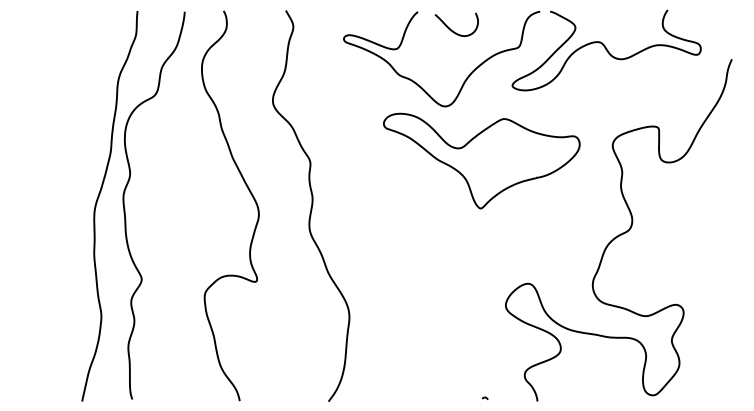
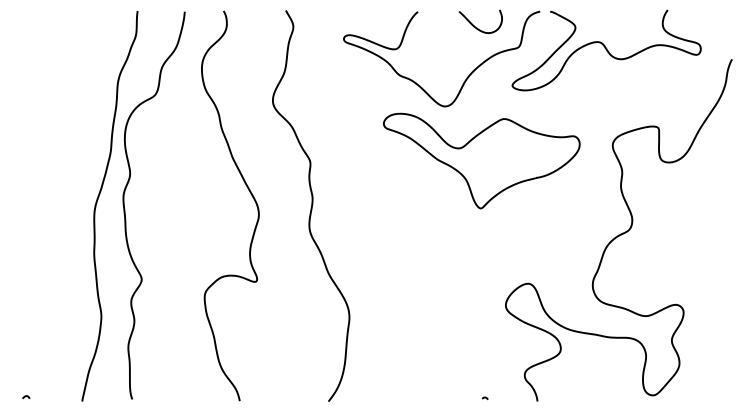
curve position: (453, 30) -> (477, 27) (477, 27)
curve: none -> present (26, 396)
